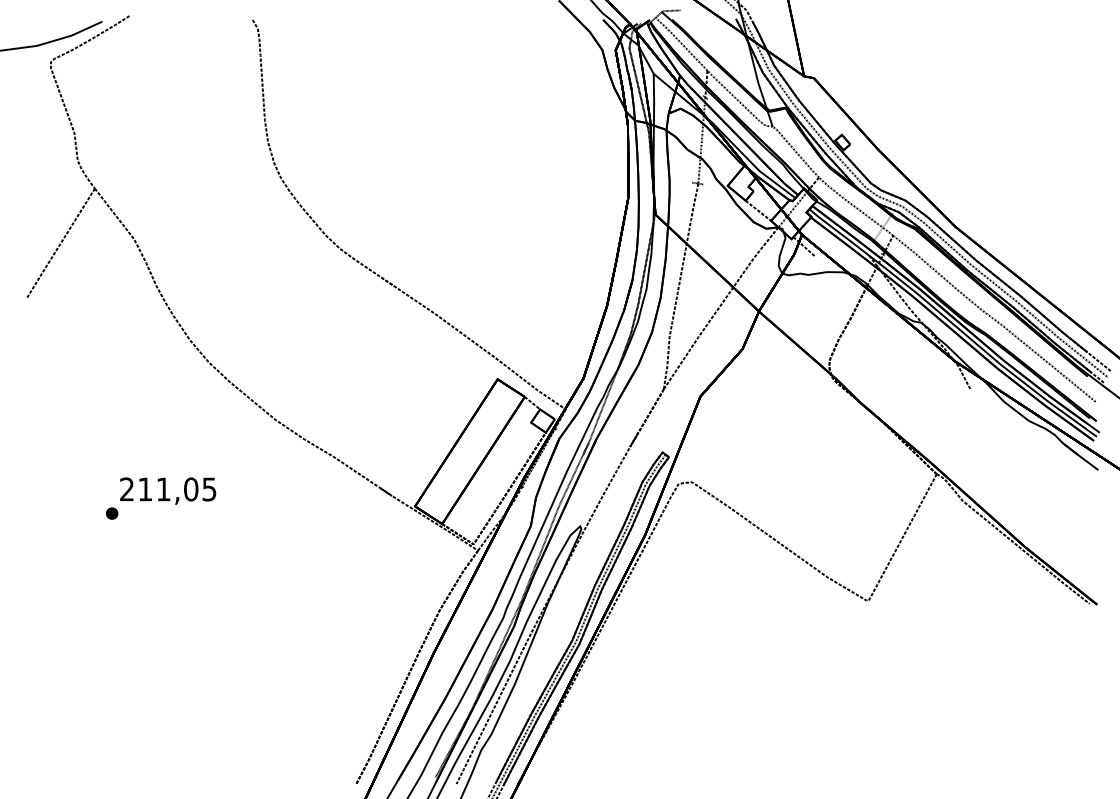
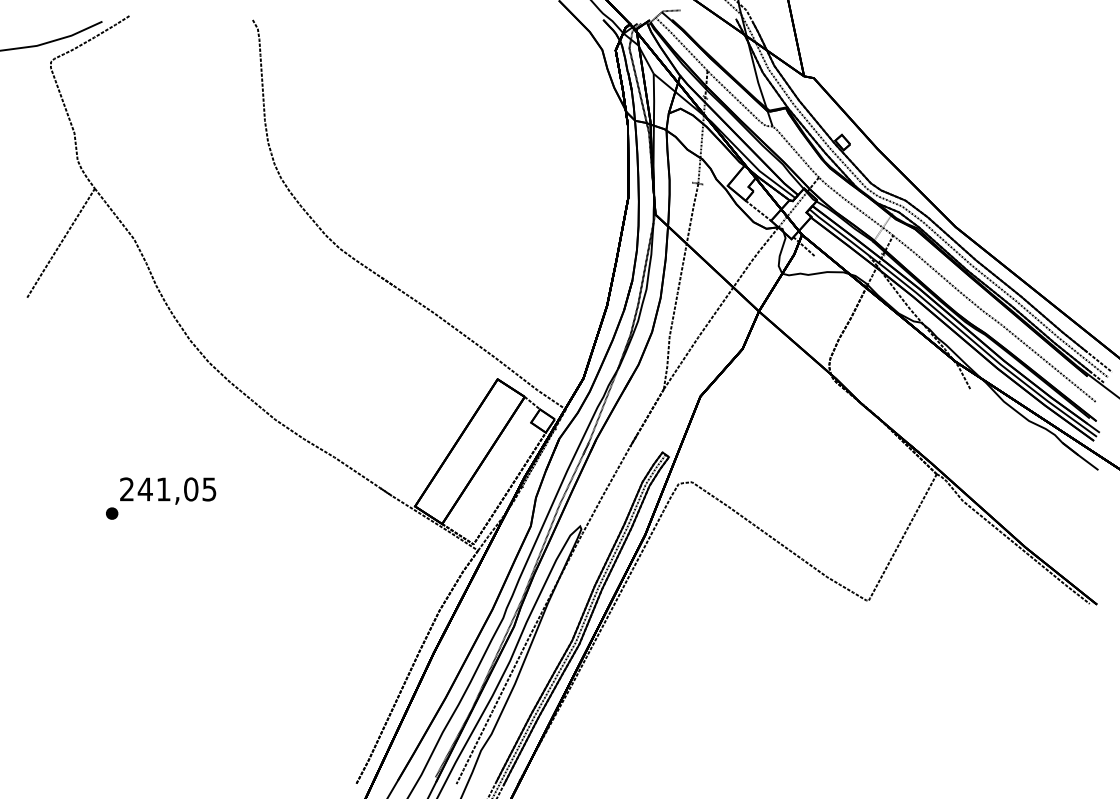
text: 211,05 -> 241,05 (144, 489)
